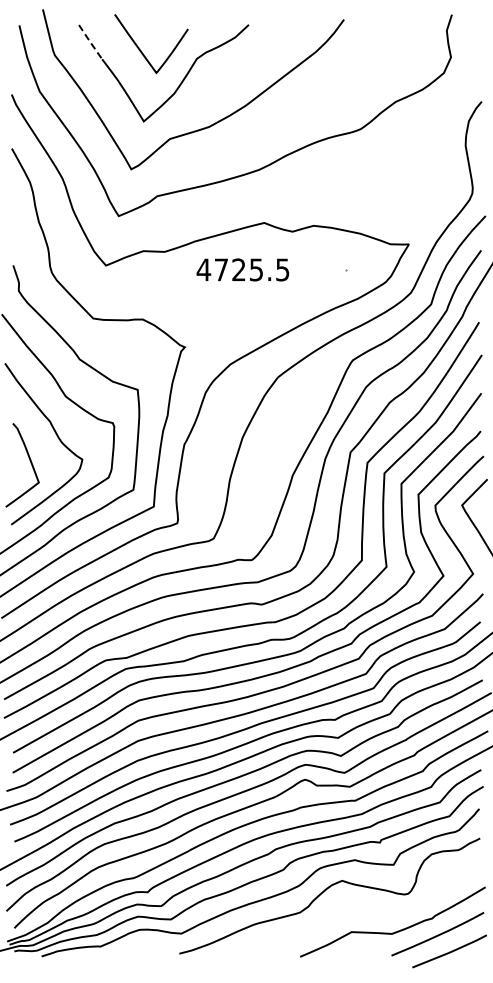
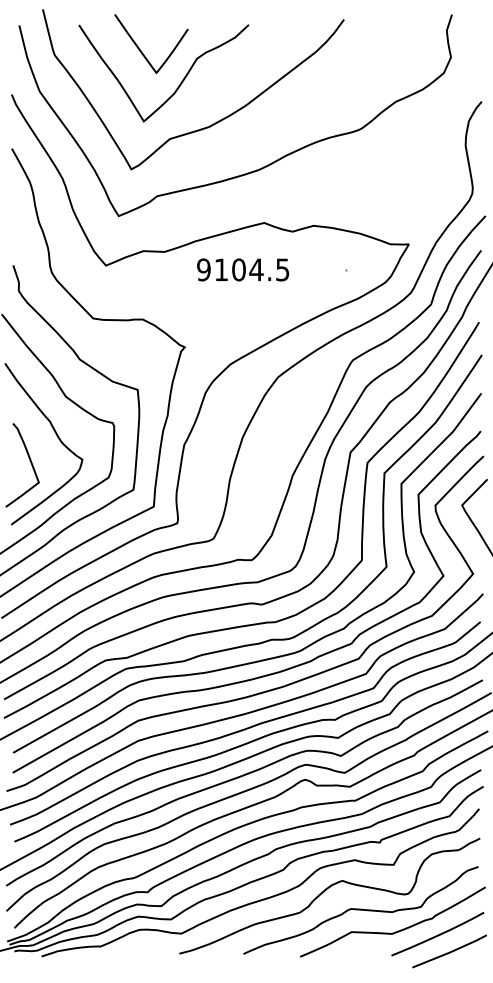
line: dashed -> solid (90, 42)
text: 4725.5 -> 9104.5 (229, 269)
curve: none -> present (360, 910)
